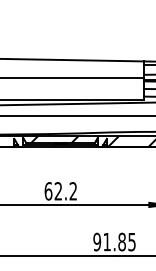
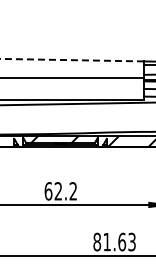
line: solid -> dashed (71, 60)
line: present -> none (77, 116)
text: 91.85 -> 81.63 (114, 241)
